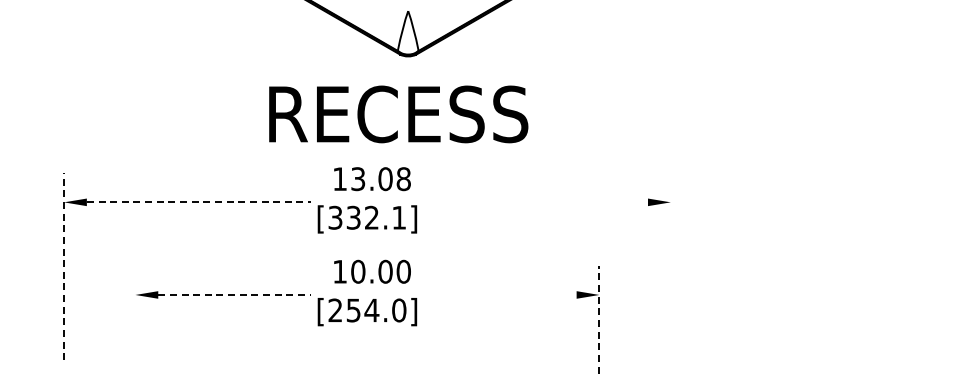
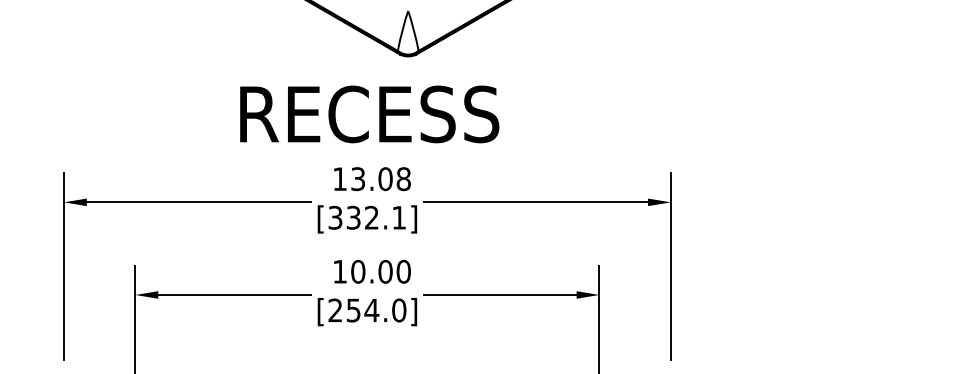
text position: (398, 114) -> (369, 114) (369, 114)
line: dashed -> solid (198, 202)
line: none -> present (536, 202)
line: dashed -> solid (64, 266)
line: none -> present (670, 266)
line: dashed -> solid (235, 294)
line: none -> present (500, 294)
line: none -> present (135, 317)
line: dashed -> solid (599, 319)
